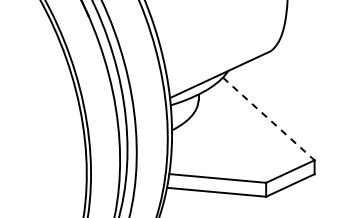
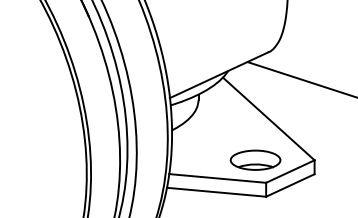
line: none -> present (300, 79)
line: dashed -> solid (268, 118)
part: none -> present (255, 159)
